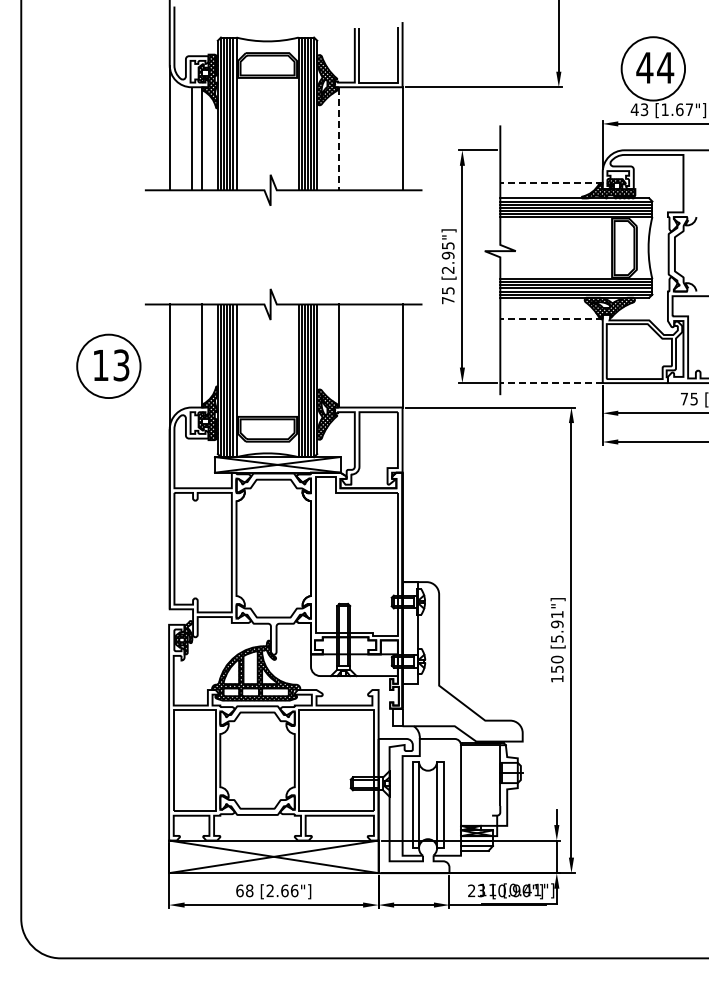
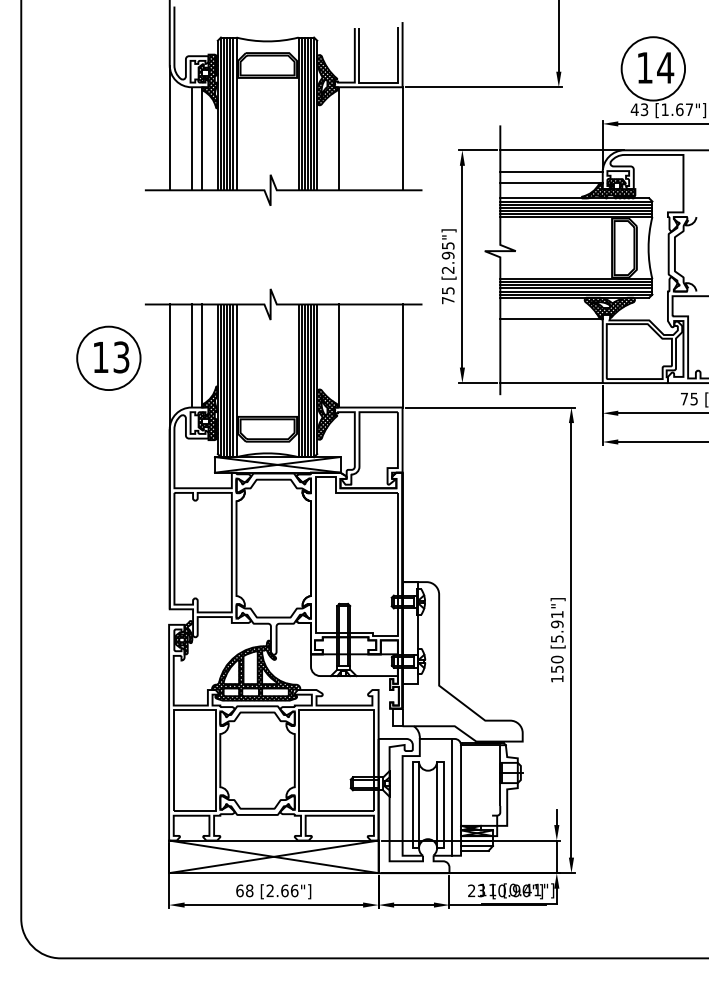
text: 44 -> 14 (644, 67)
line: dashed -> solid (338, 139)
line: none -> present (562, 150)
line: none -> present (551, 172)
line: dashed -> solid (551, 182)
line: dashed -> solid (551, 319)
line: none -> present (191, 355)
part position: (108, 365) -> (108, 357) (108, 357)
line: dashed -> solid (551, 383)
line: none -> present (451, 796)
